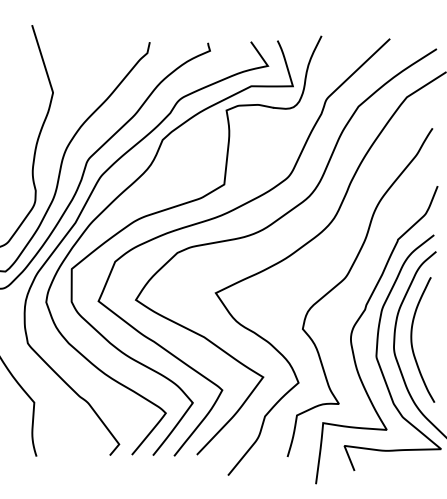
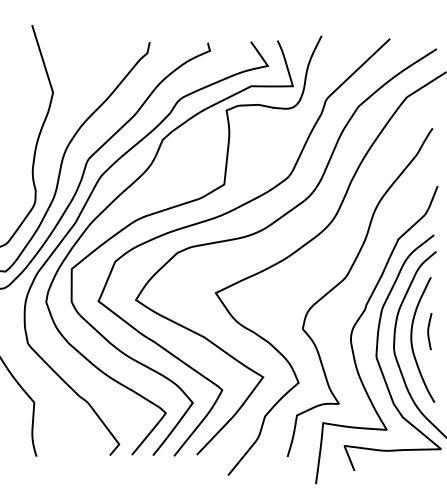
curve: none -> present (429, 331)
